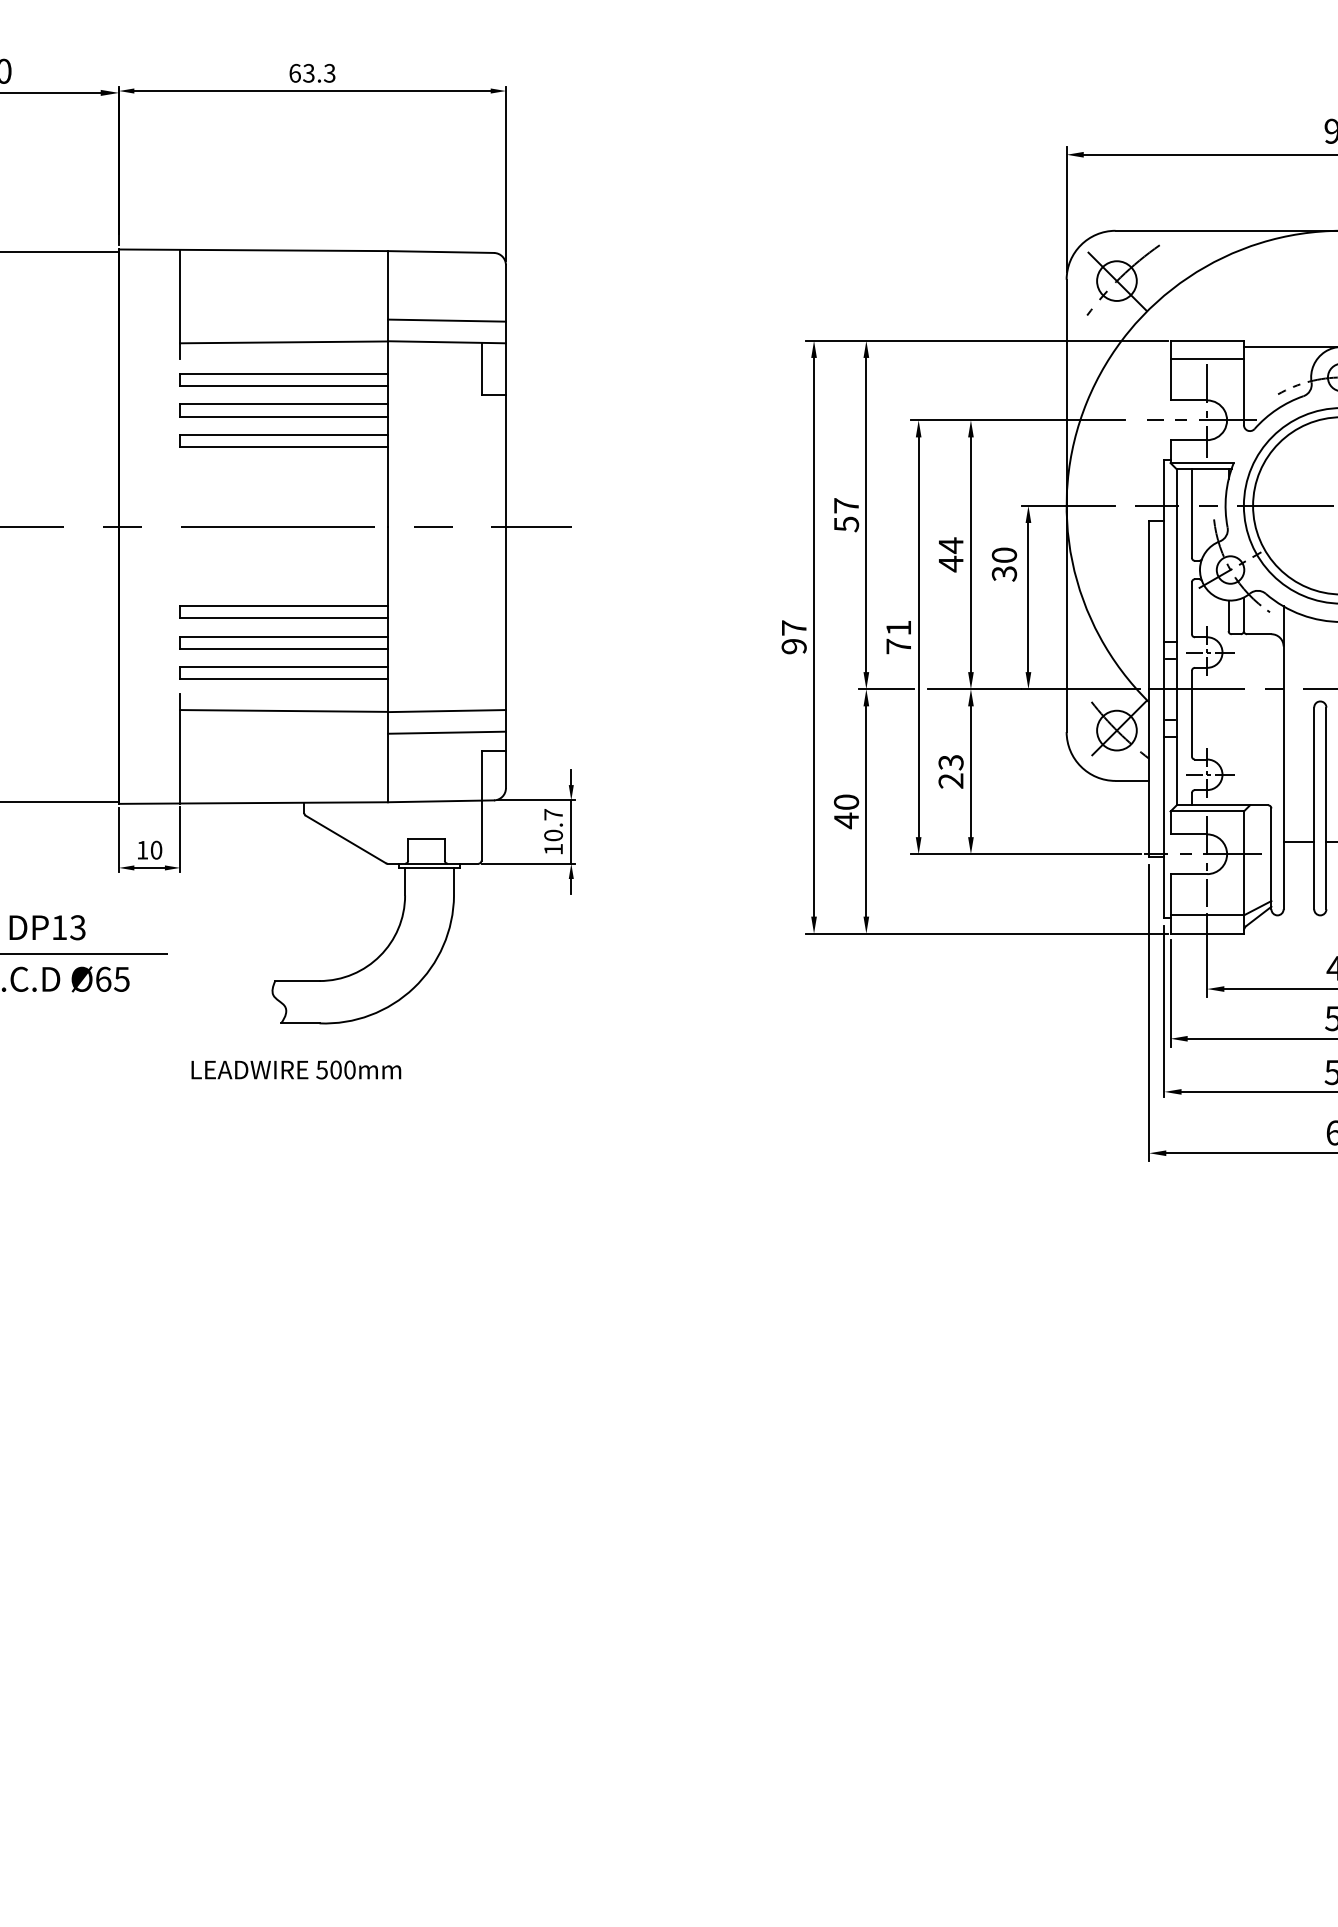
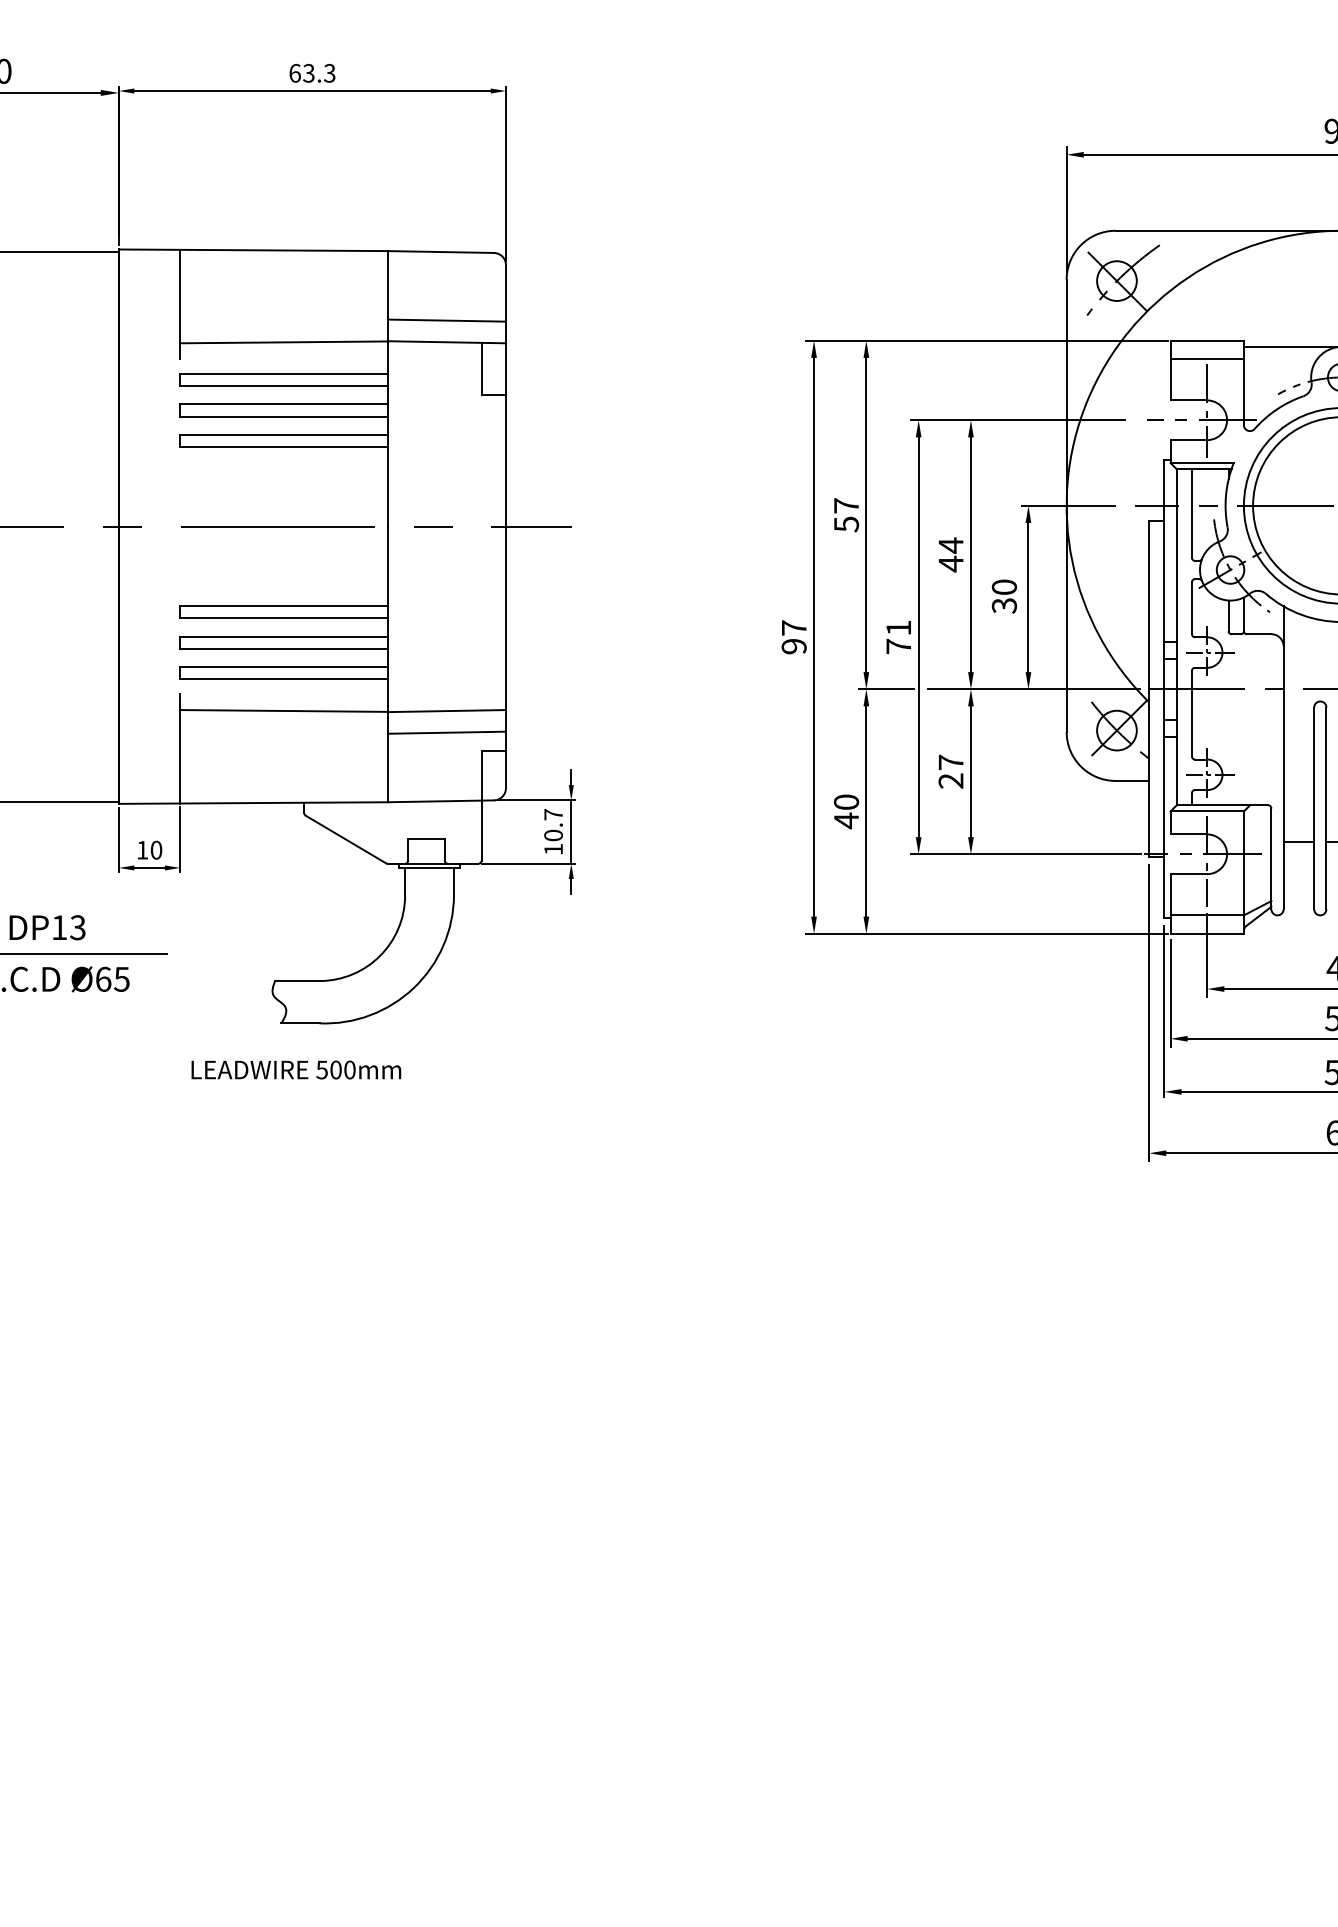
text position: (1004, 564) -> (1004, 596) (1004, 596)
text: 23 -> 27 (950, 762)
